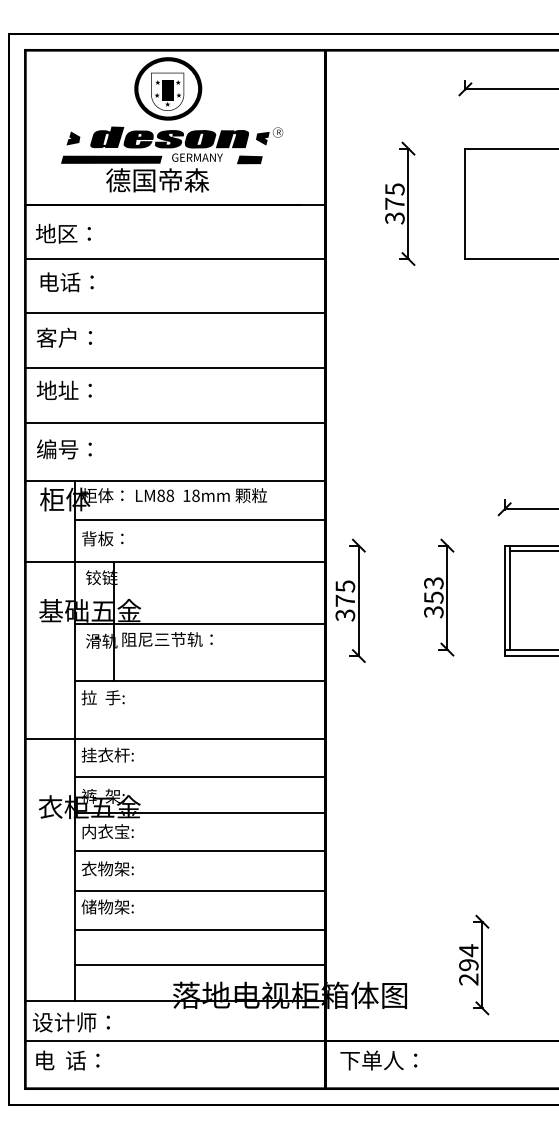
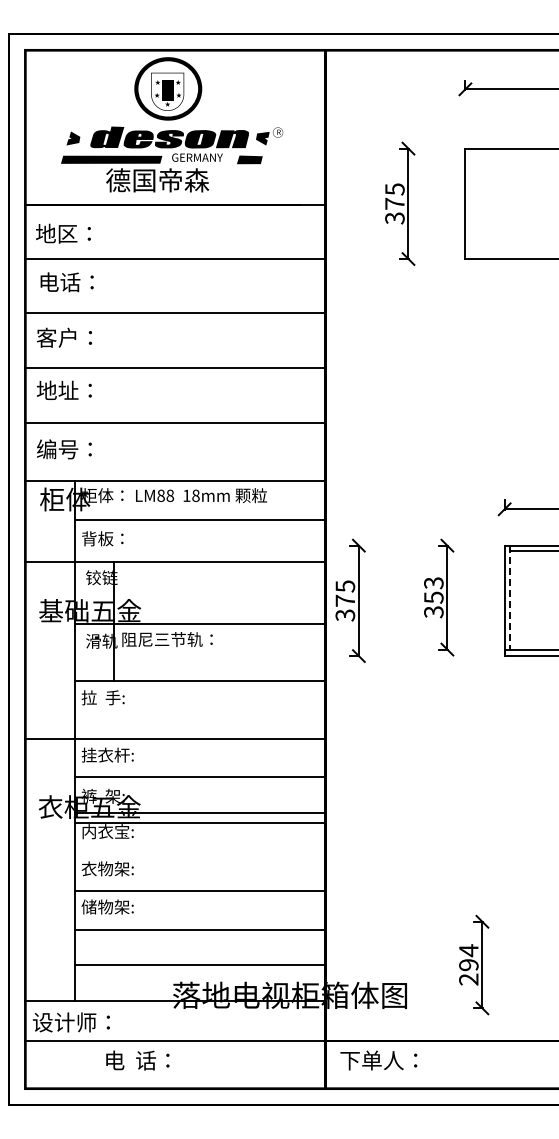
line: solid -> dashed (509, 597)
line position: (199, 851) -> (199, 823) (199, 823)
text position: (67, 1060) -> (137, 1060) (137, 1060)
